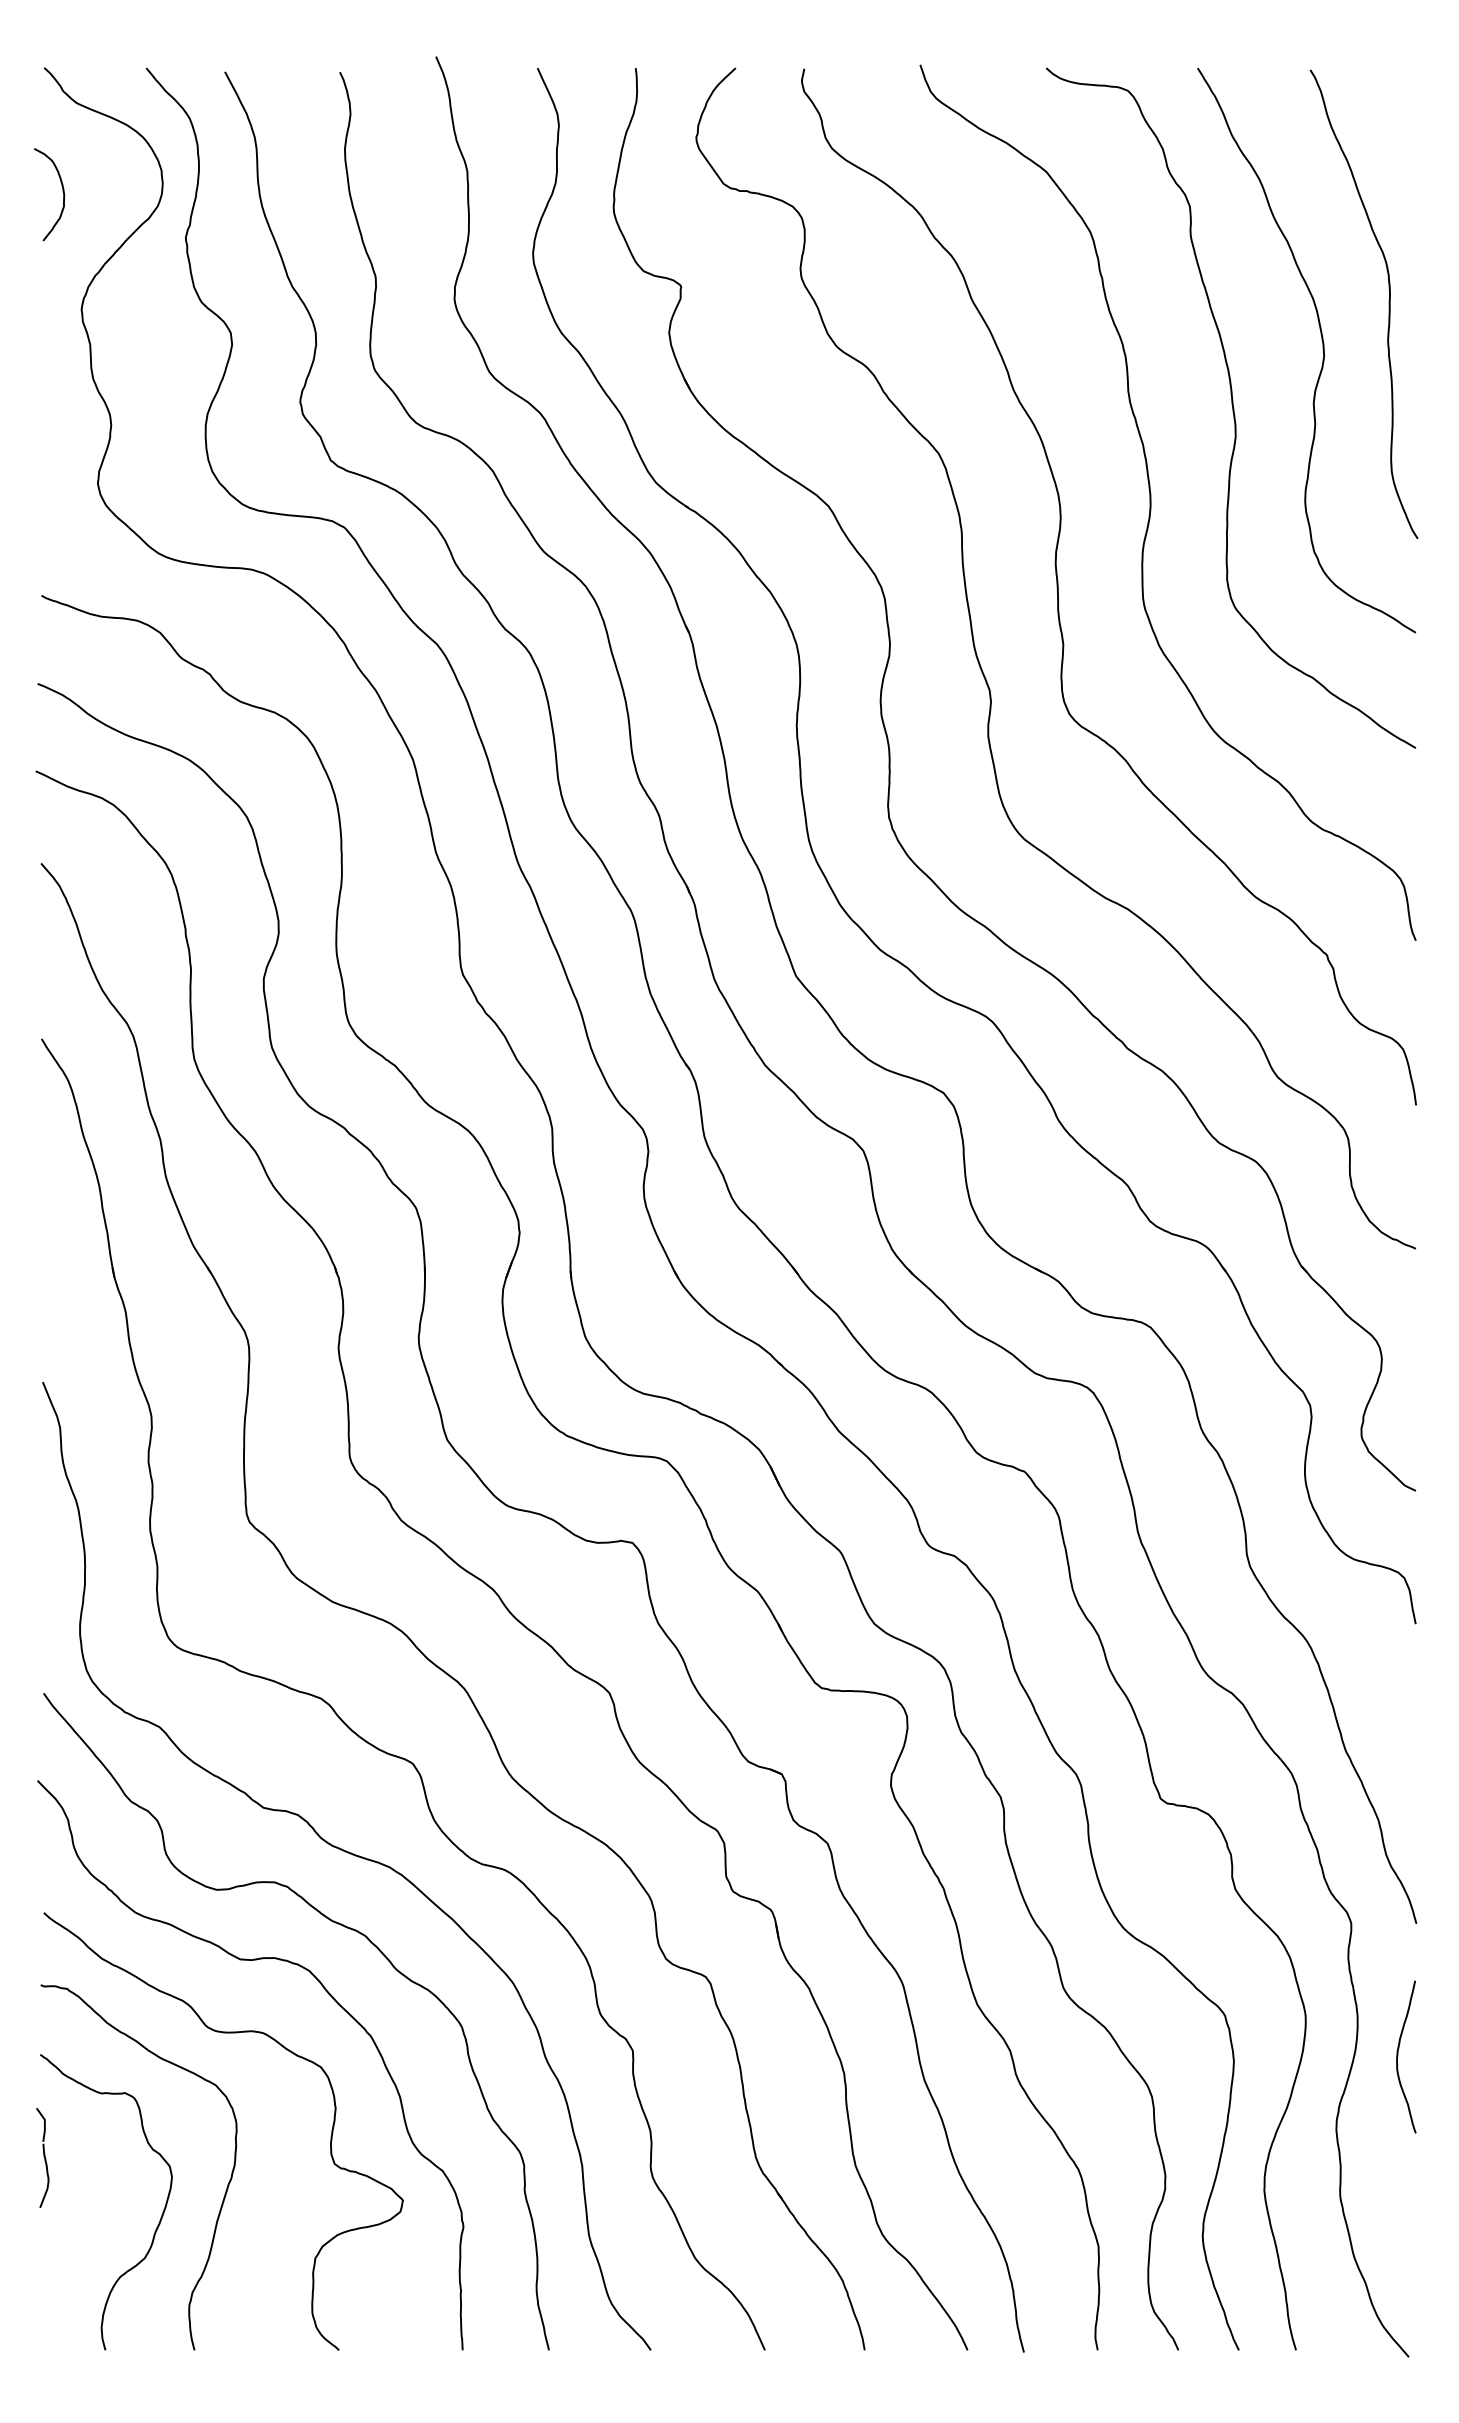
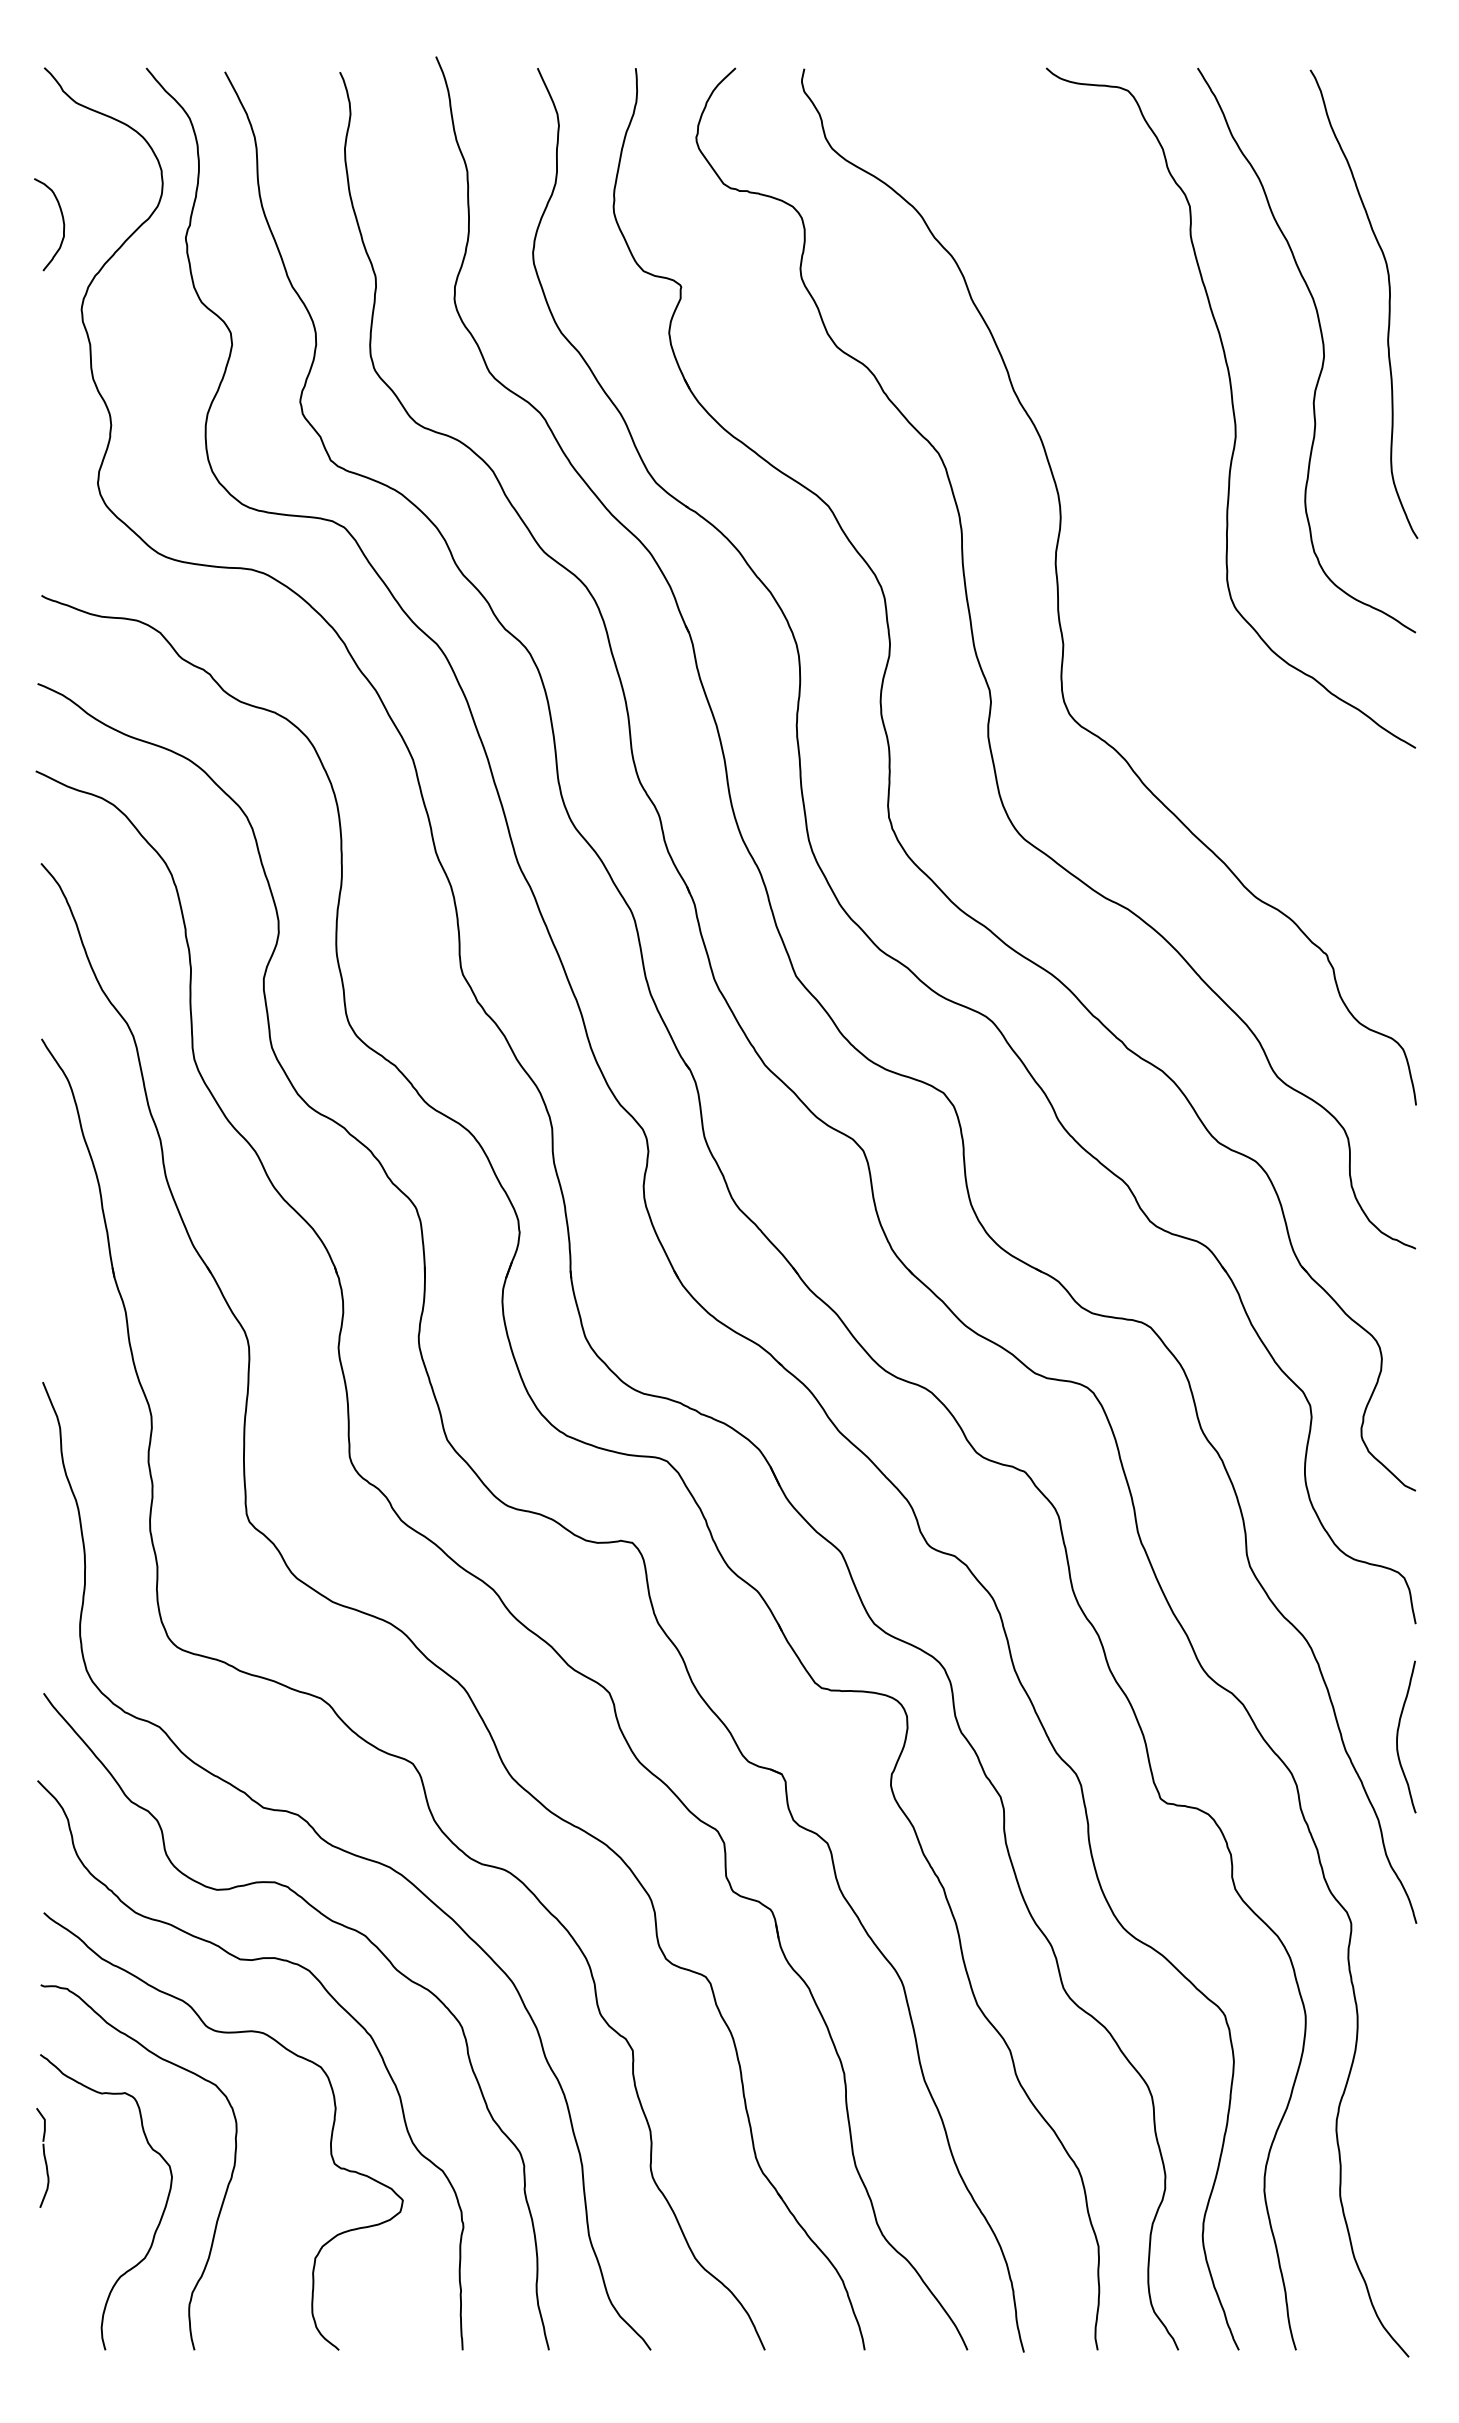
curve position: (62, 191) -> (62, 221) (62, 221)
curve: present -> none (1151, 502)
curve position: (1398, 2056) -> (1398, 1736) (1398, 1736)
